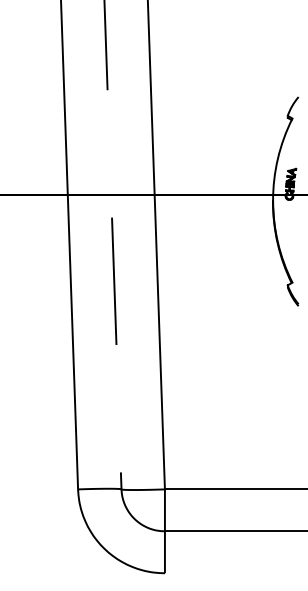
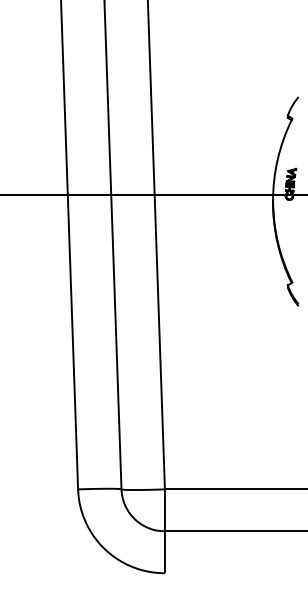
line: dashed -> solid (113, 245)
